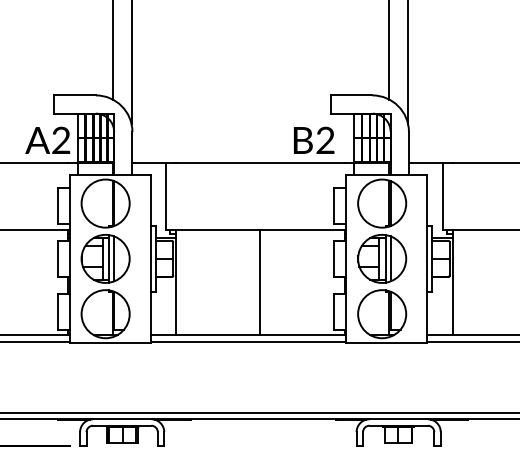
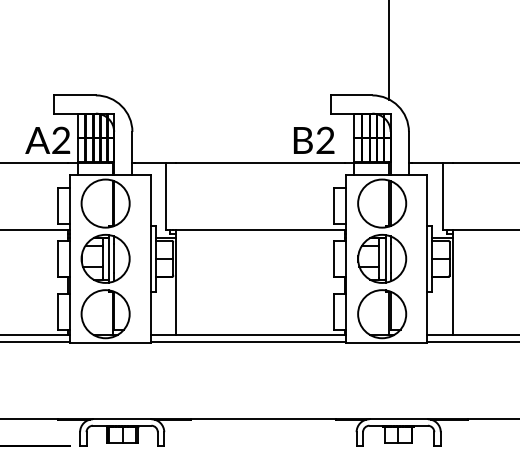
line: present -> none (112, 50)
line: present -> none (131, 63)
line: present -> none (408, 63)
line: present -> none (260, 282)
line: present -> none (259, 412)
